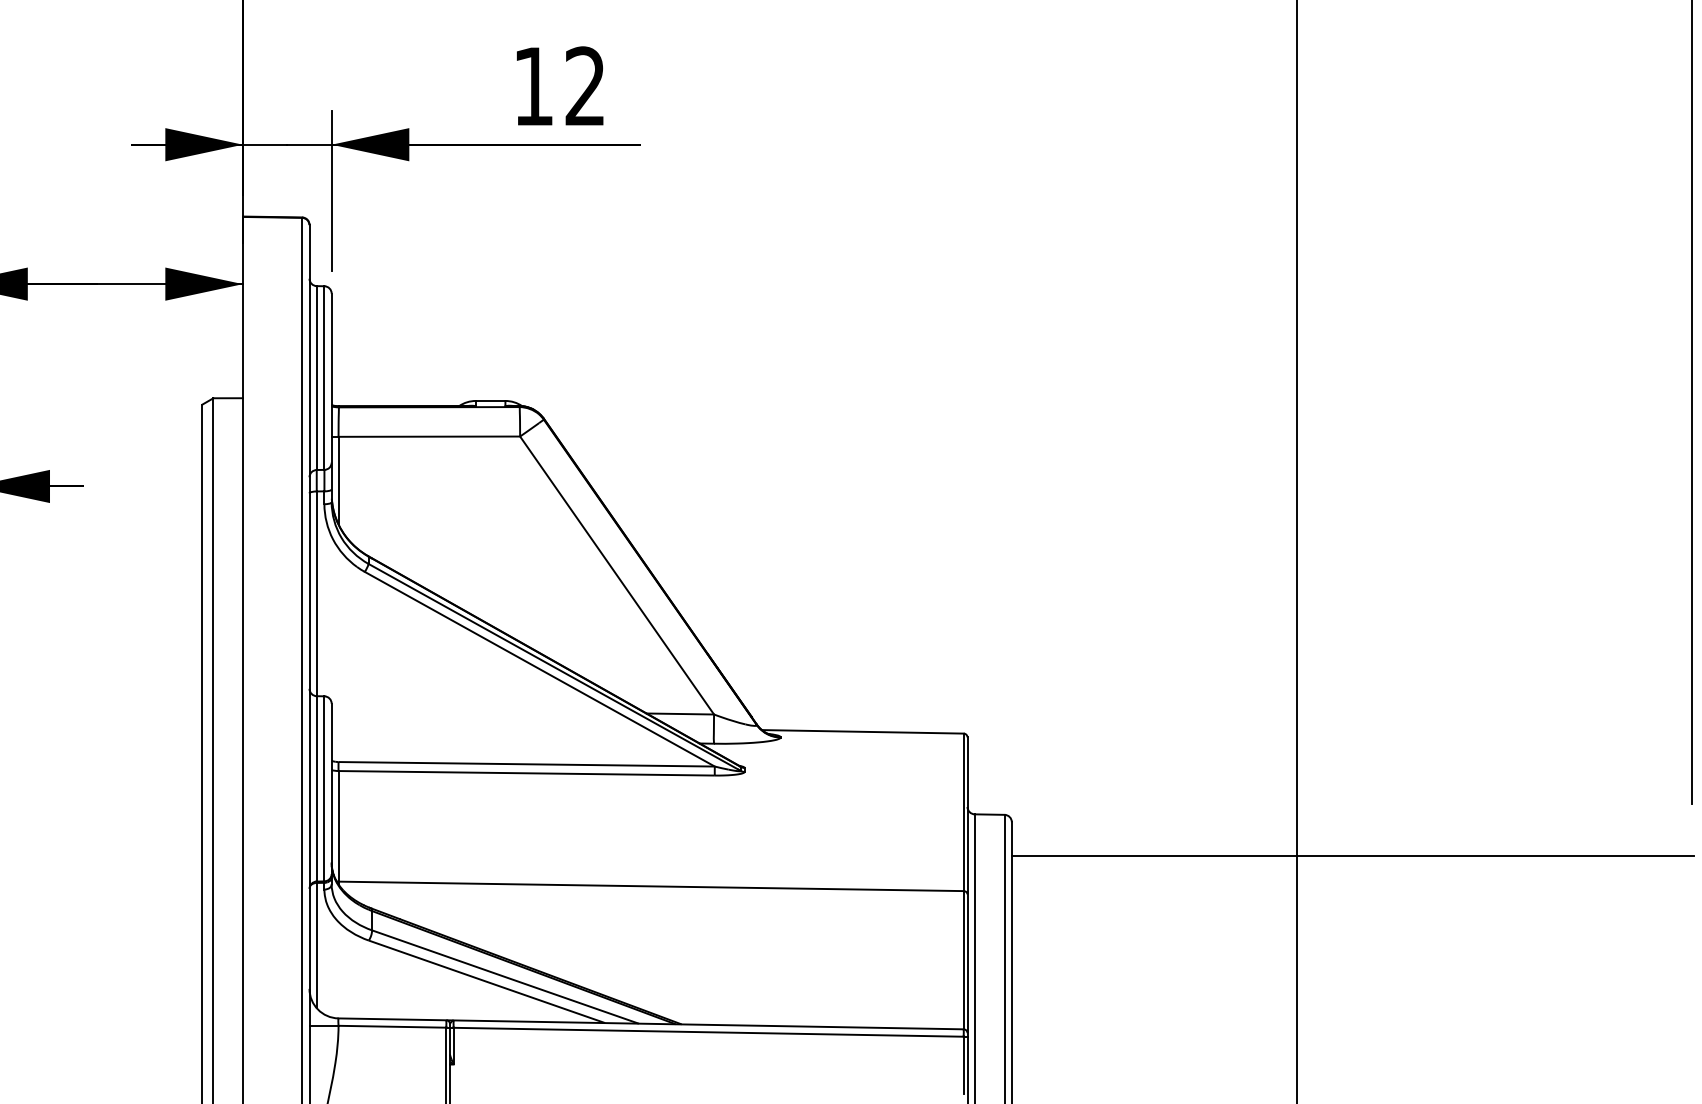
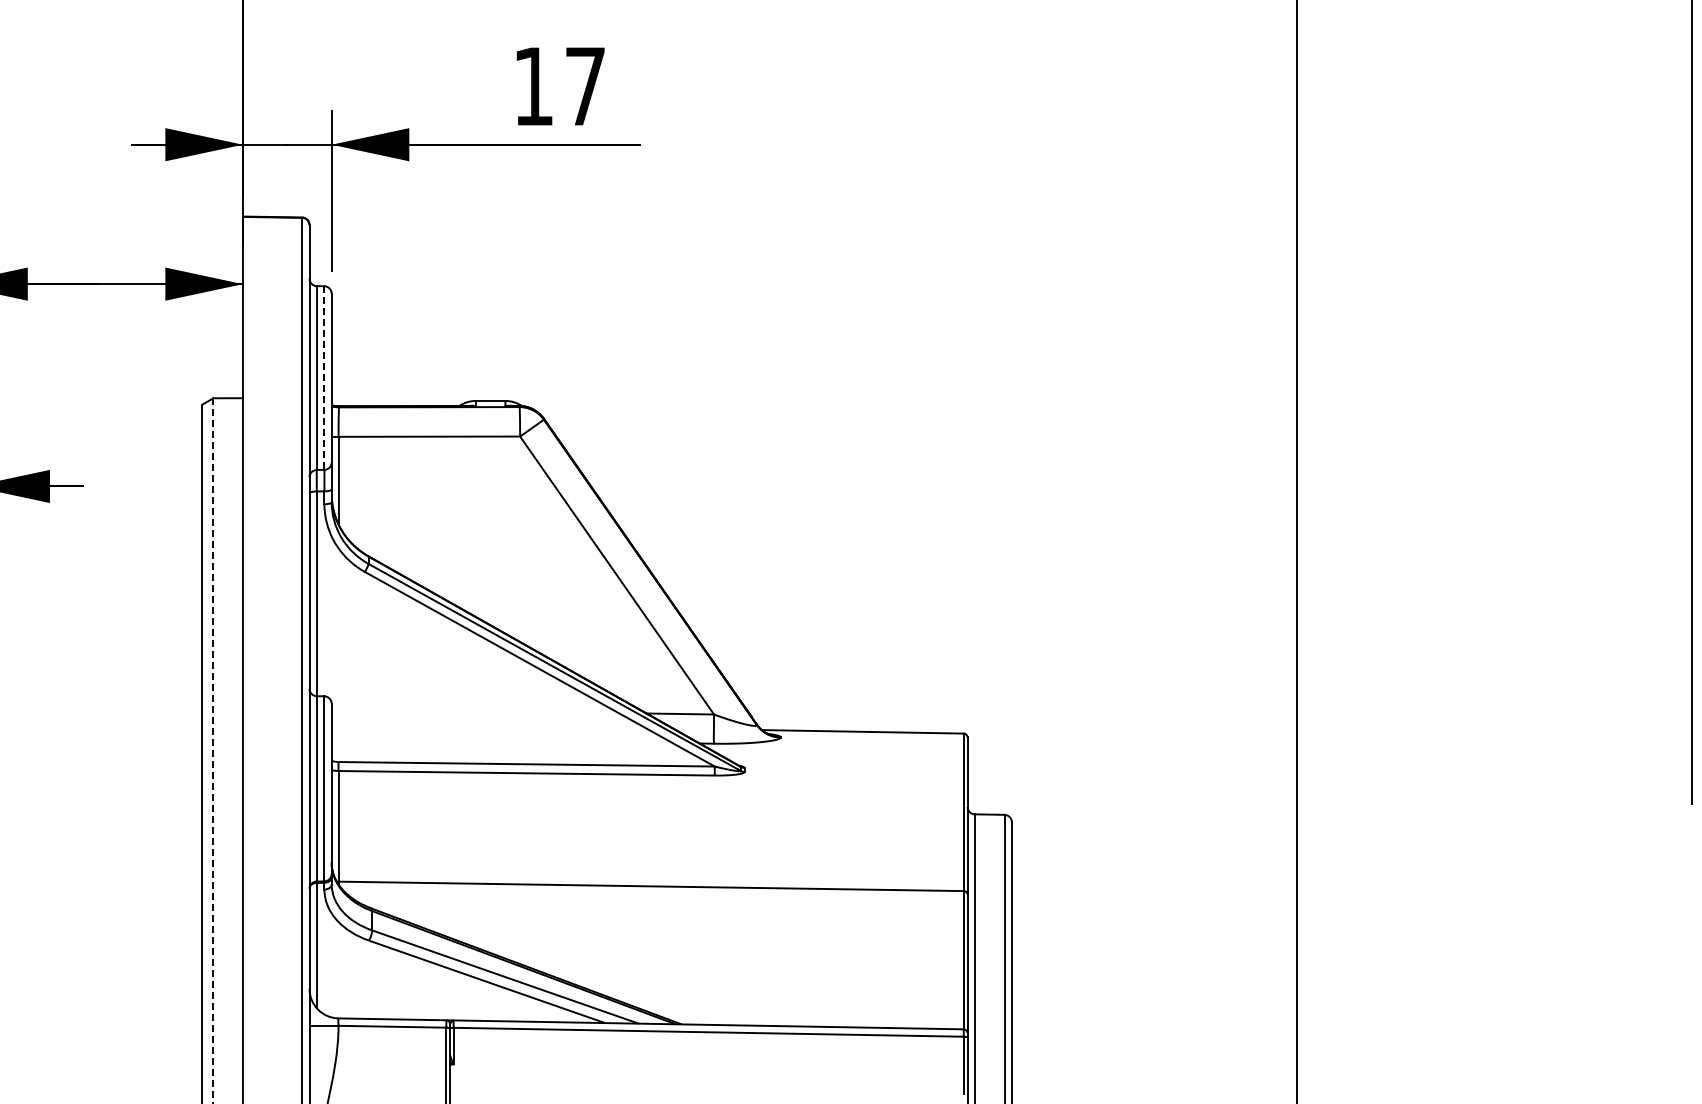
text: 12 -> 17 (584, 85)
line: solid -> dashed (324, 378)
line: solid -> dashed (213, 751)
line: present -> none (1352, 855)
